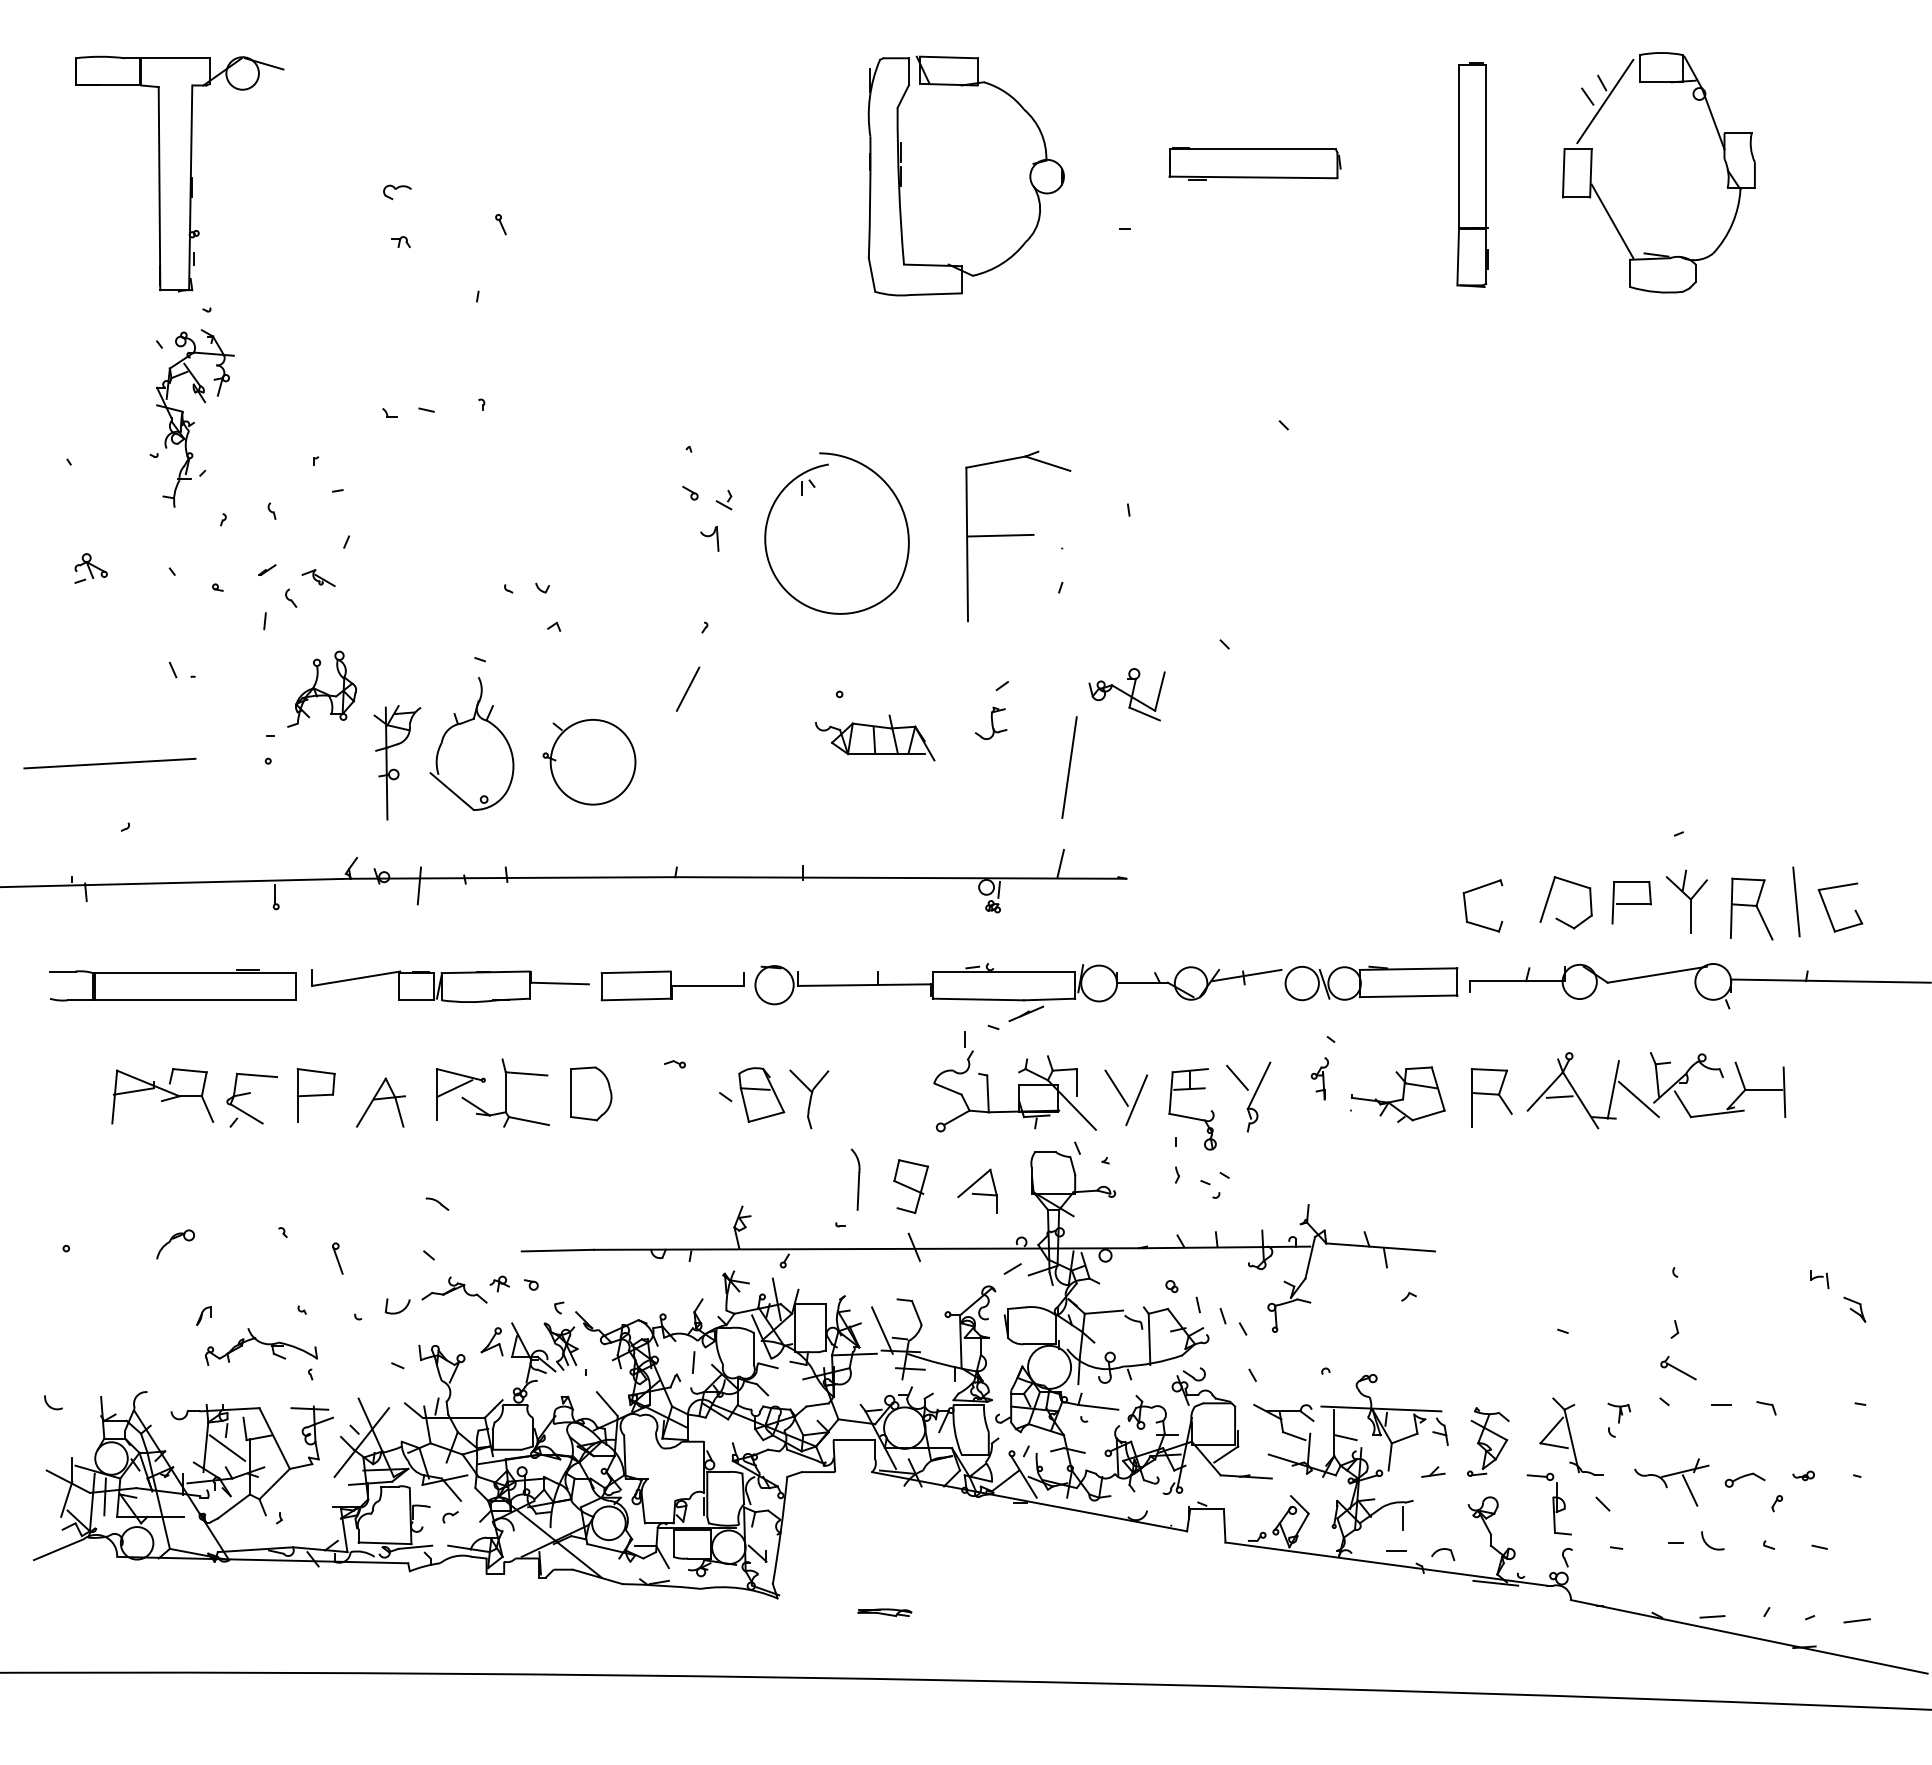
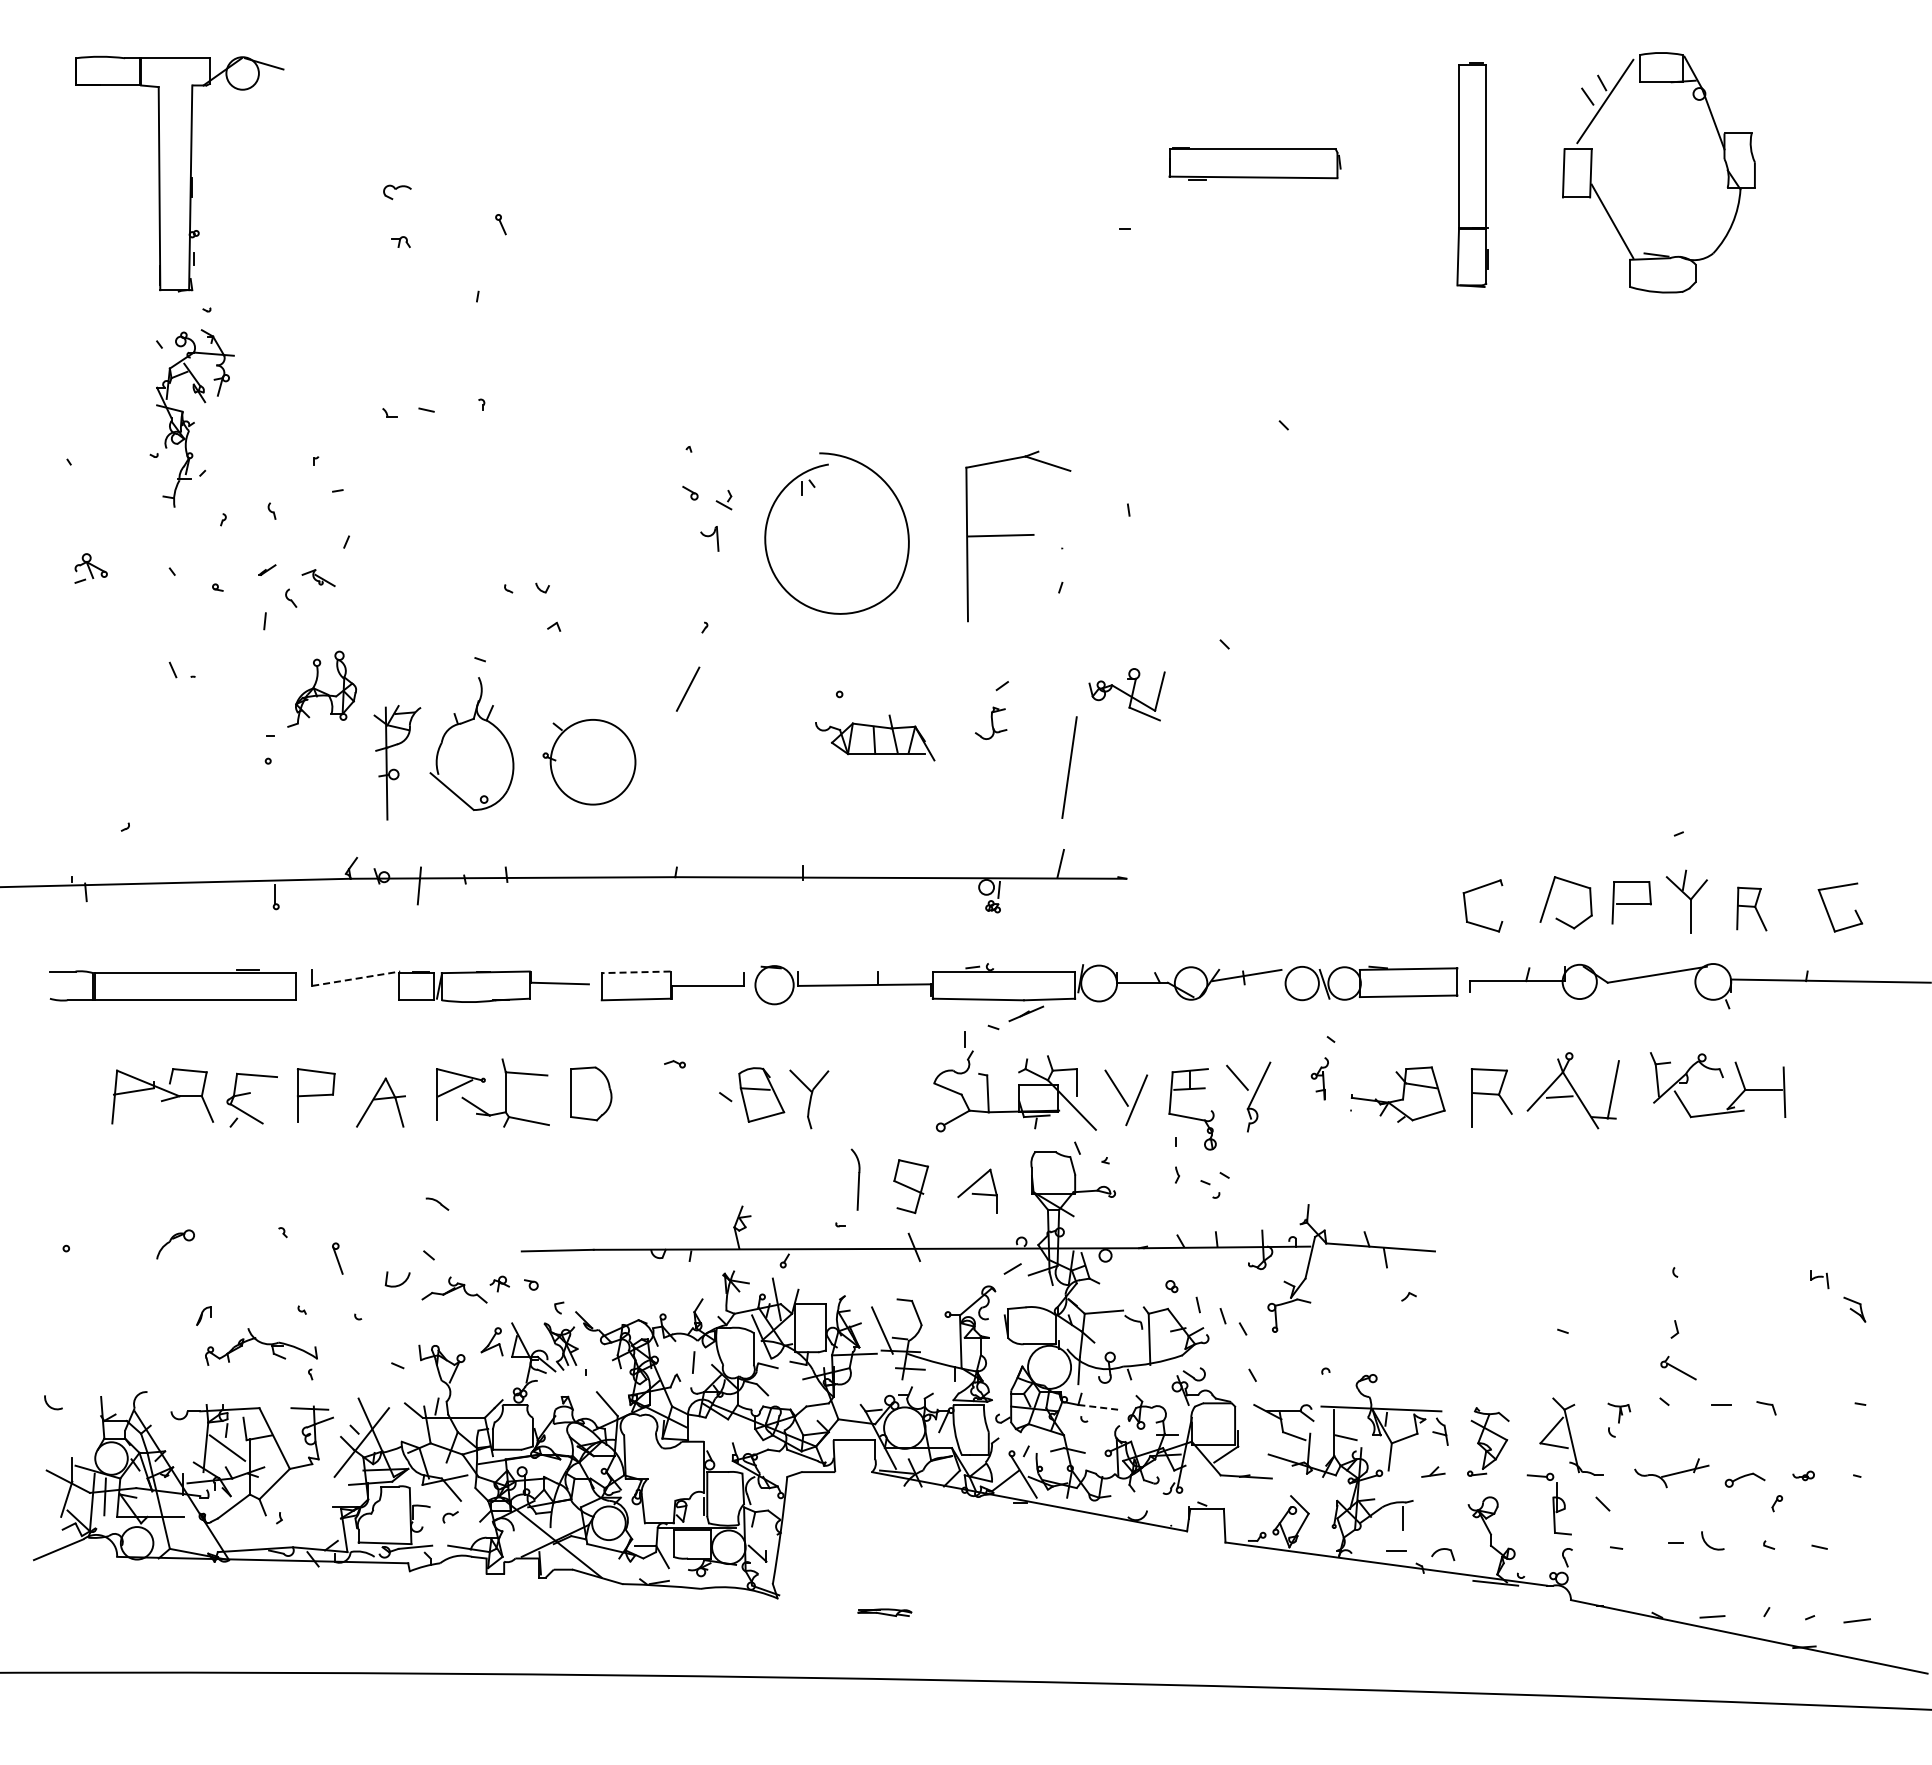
part: present -> none (901, 175)
line: present -> none (109, 763)
line: present -> none (1796, 901)
part size: 44x64 px -> 32x46 px (1751, 908)
line: solid -> dashed (635, 972)
line: solid -> dashed (356, 978)
line: present -> none (1638, 1099)
part position: (397, 1306) -> (397, 1279) (397, 1279)
line: solid -> dashed (1098, 1407)
line: present -> none (1689, 1490)
